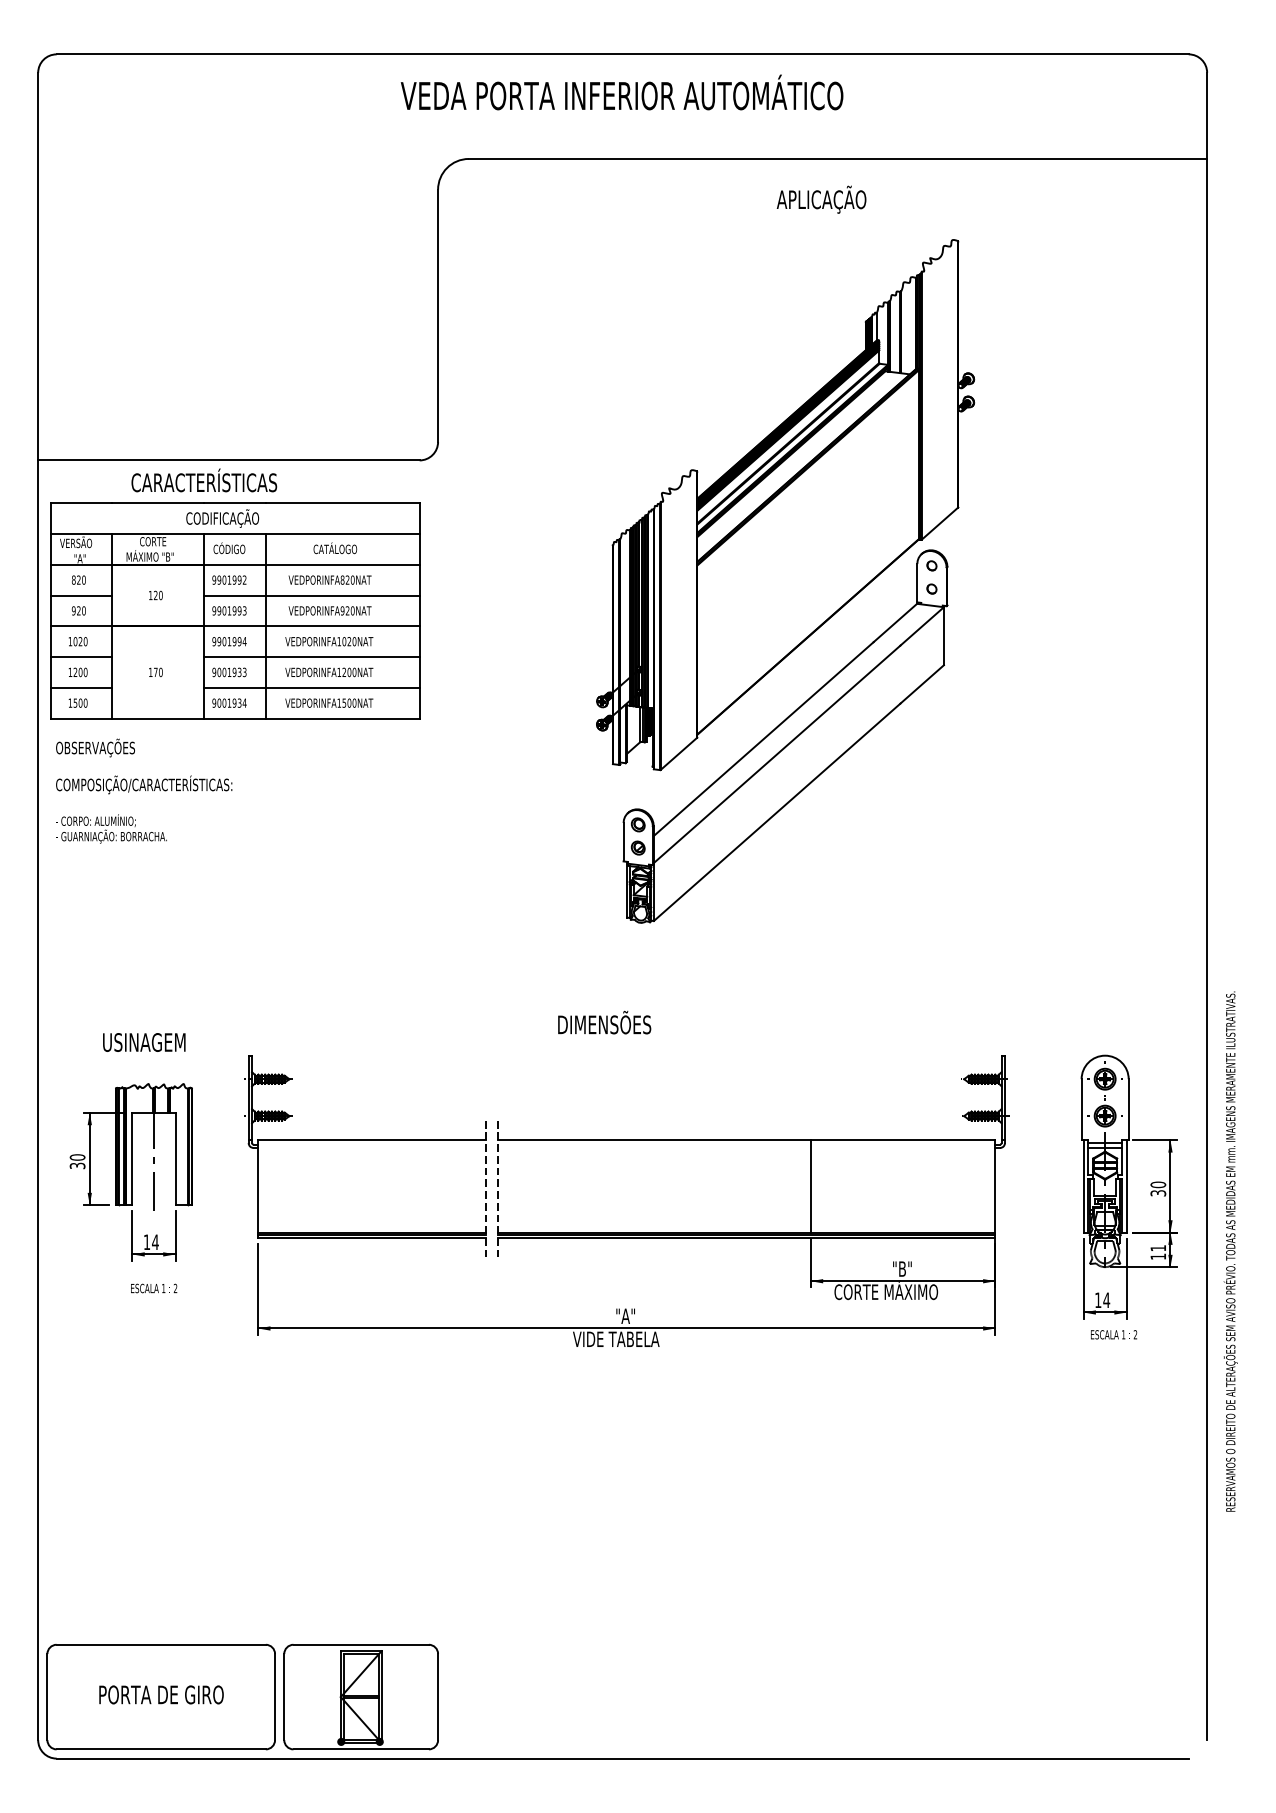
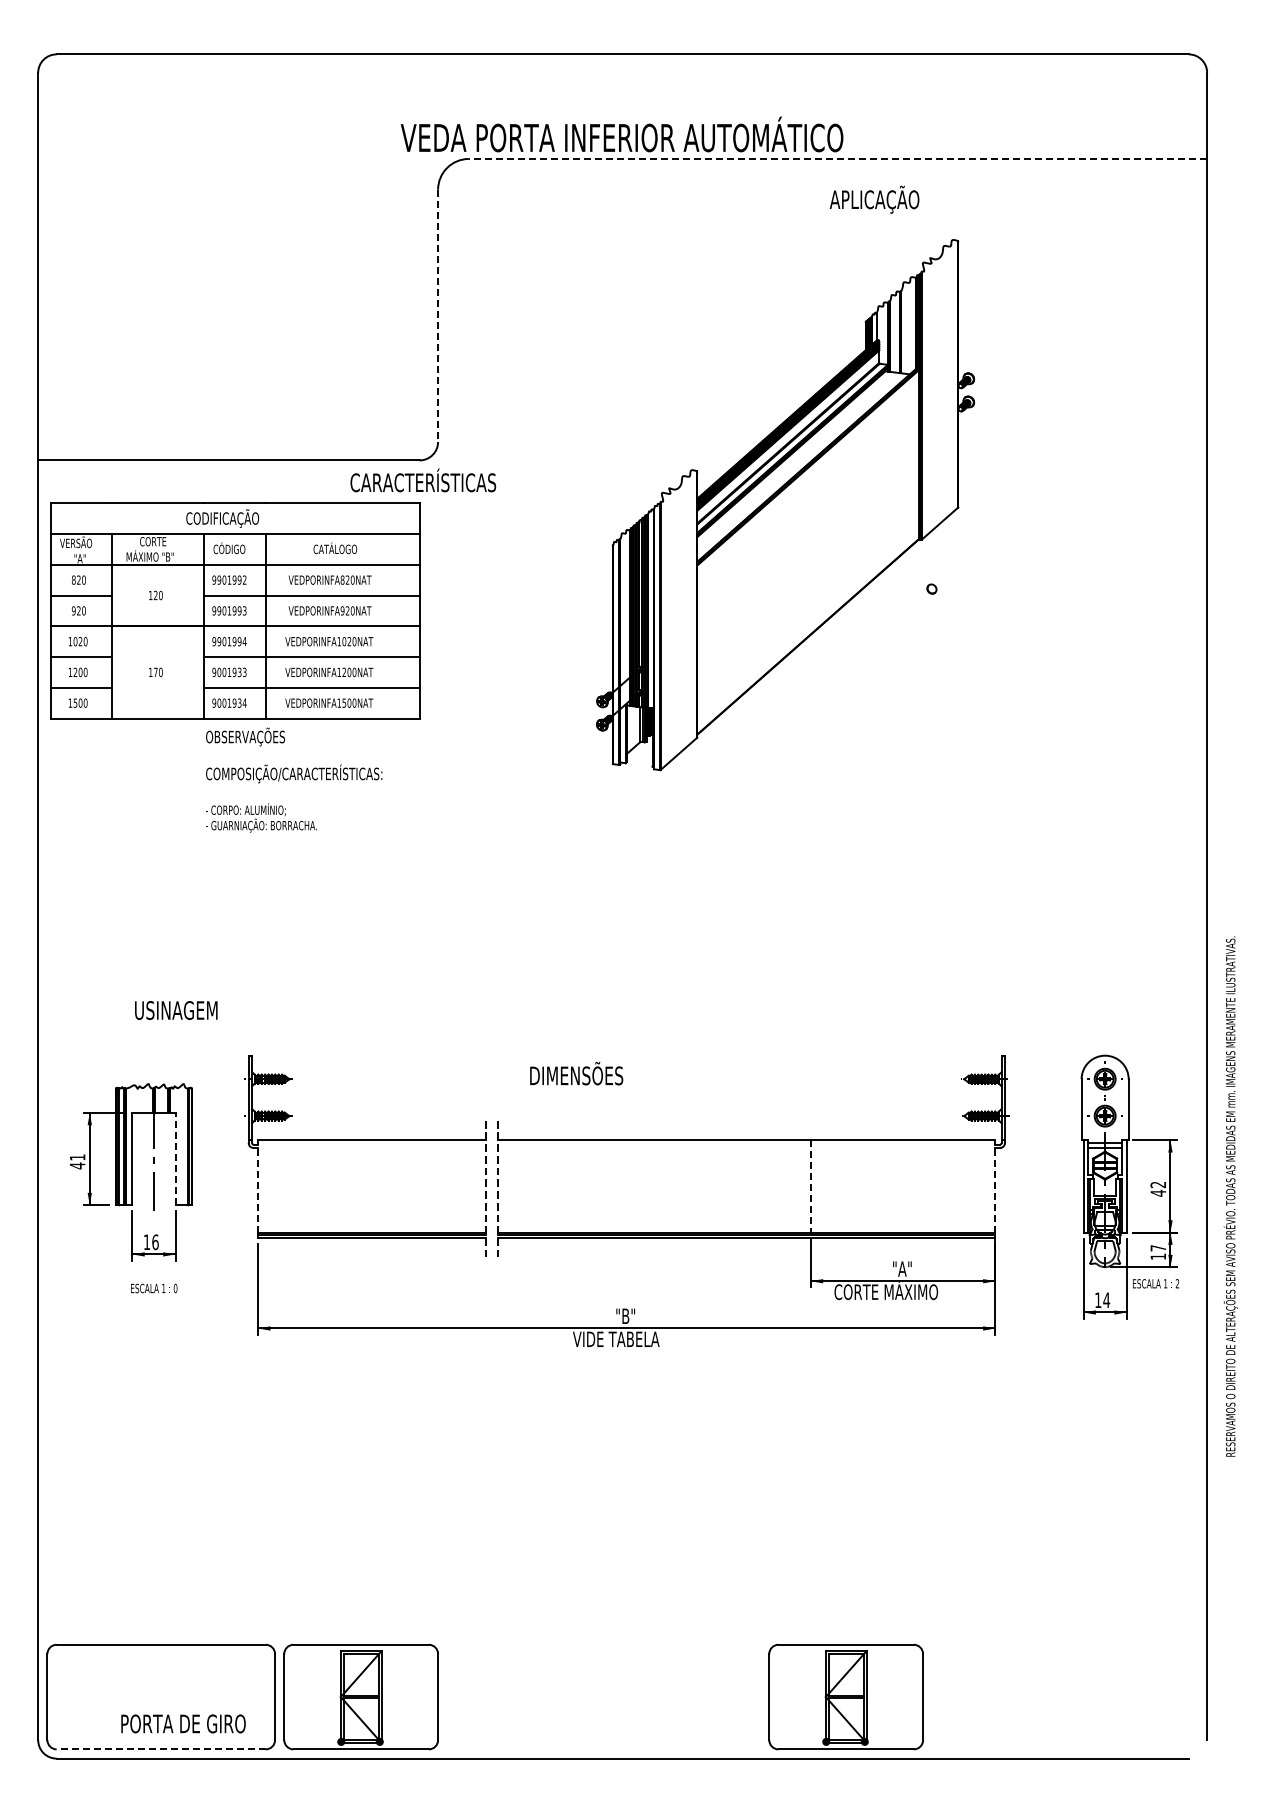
text position: (621, 92) -> (621, 134) (621, 134)
line: solid -> dashed (837, 158)
text position: (821, 199) -> (874, 199) (874, 199)
line: solid -> dashed (438, 316)
text position: (204, 480) -> (423, 480) (423, 480)
part: present -> none (785, 736)
text position: (144, 790) -> (294, 779) (294, 779)
text position: (604, 1022) -> (576, 1073) (576, 1073)
text position: (144, 1042) -> (176, 1010) (176, 1010)
line: solid -> dashed (175, 1158)
text: 30 -> 41 (77, 1161)
line: solid -> dashed (258, 1185)
line: solid -> dashed (995, 1185)
line: solid -> dashed (810, 1186)
text: 30 -> 42 (1158, 1188)
text: 14 -> 16 (155, 1242)
text: 11 -> 17 (1157, 1248)
text position: (1230, 1251) -> (1230, 1196) (1230, 1196)
text: "B" -> "A" (902, 1268)
text: 2 -> 0 (175, 1288)
text: "A" -> "B" (625, 1315)
text position: (1114, 1334) -> (1156, 1283) (1156, 1283)
text position: (161, 1694) -> (183, 1723) (183, 1723)
part: none -> present (845, 1696)
line: solid -> dashed (161, 1749)
